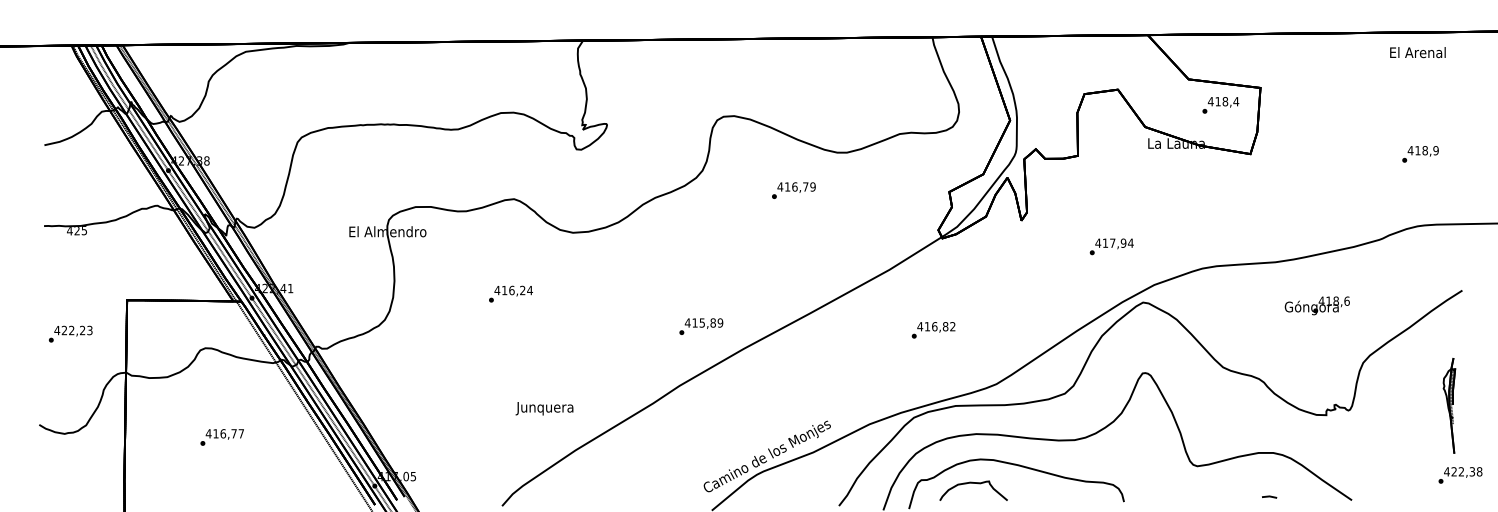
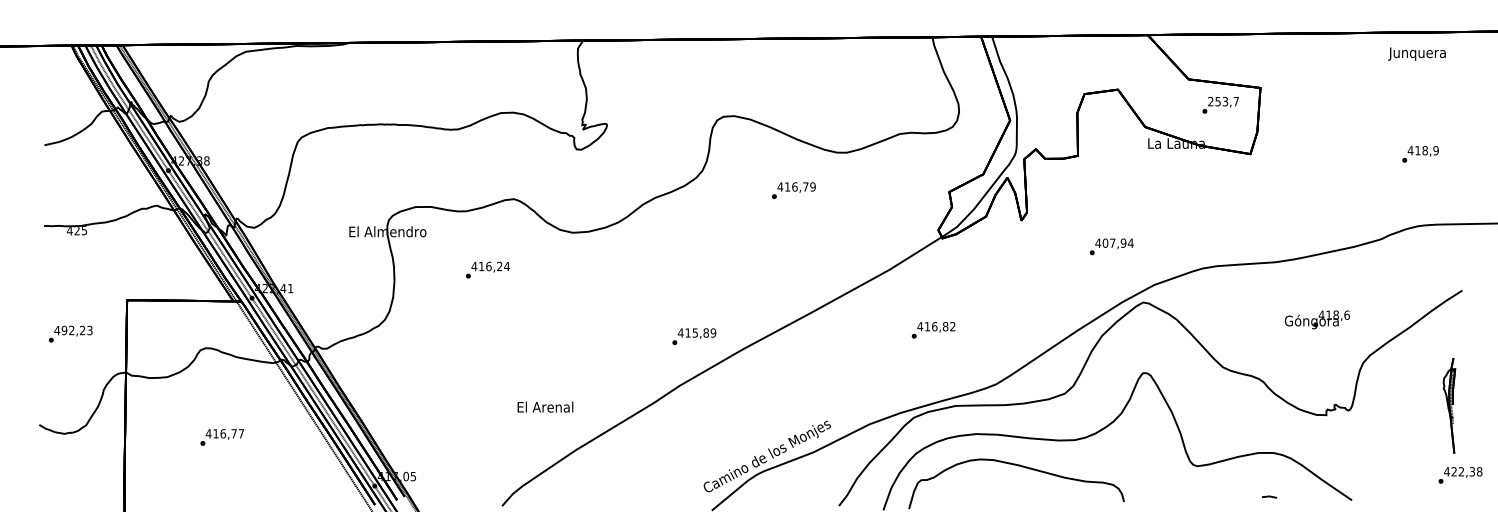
text: El Arenal -> Junquera (1416, 53)
text: 418,4 -> 253,7 (1223, 101)
text: 417,94 -> 407,94 (1105, 242)
text position: (510, 293) -> (487, 269) (487, 269)
text position: (1316, 305) -> (1316, 319) (1316, 319)
text position: (701, 326) -> (694, 336) (694, 336)
text: 422,23 -> 492,23 (64, 330)
text: Junquera -> El Arenal (544, 408)
curve: present -> none (973, 483)
